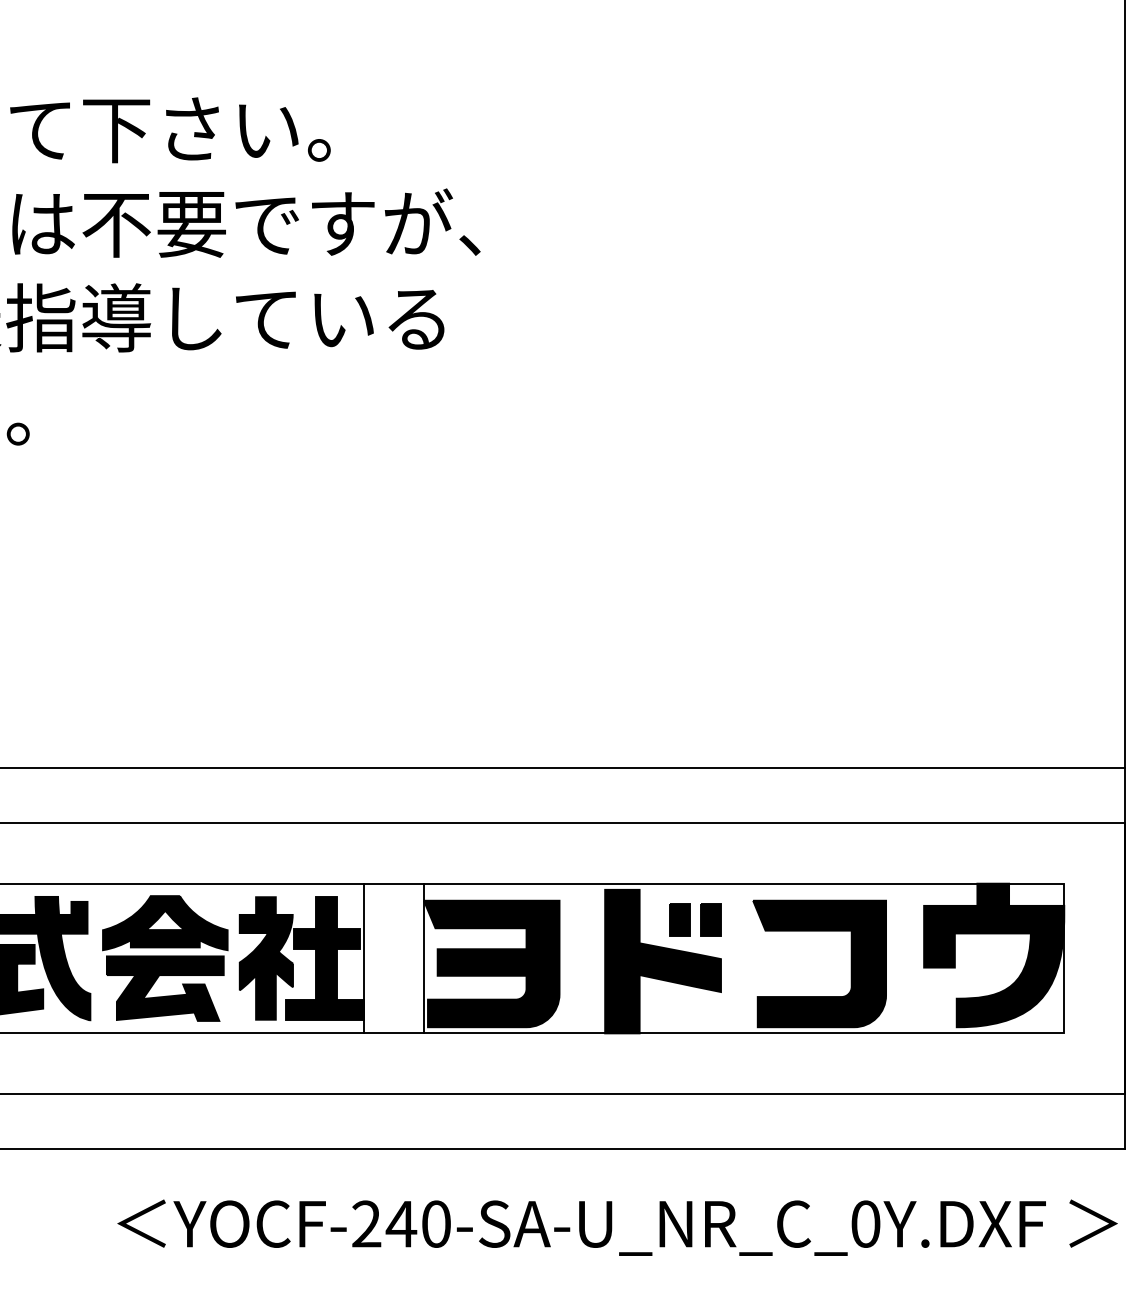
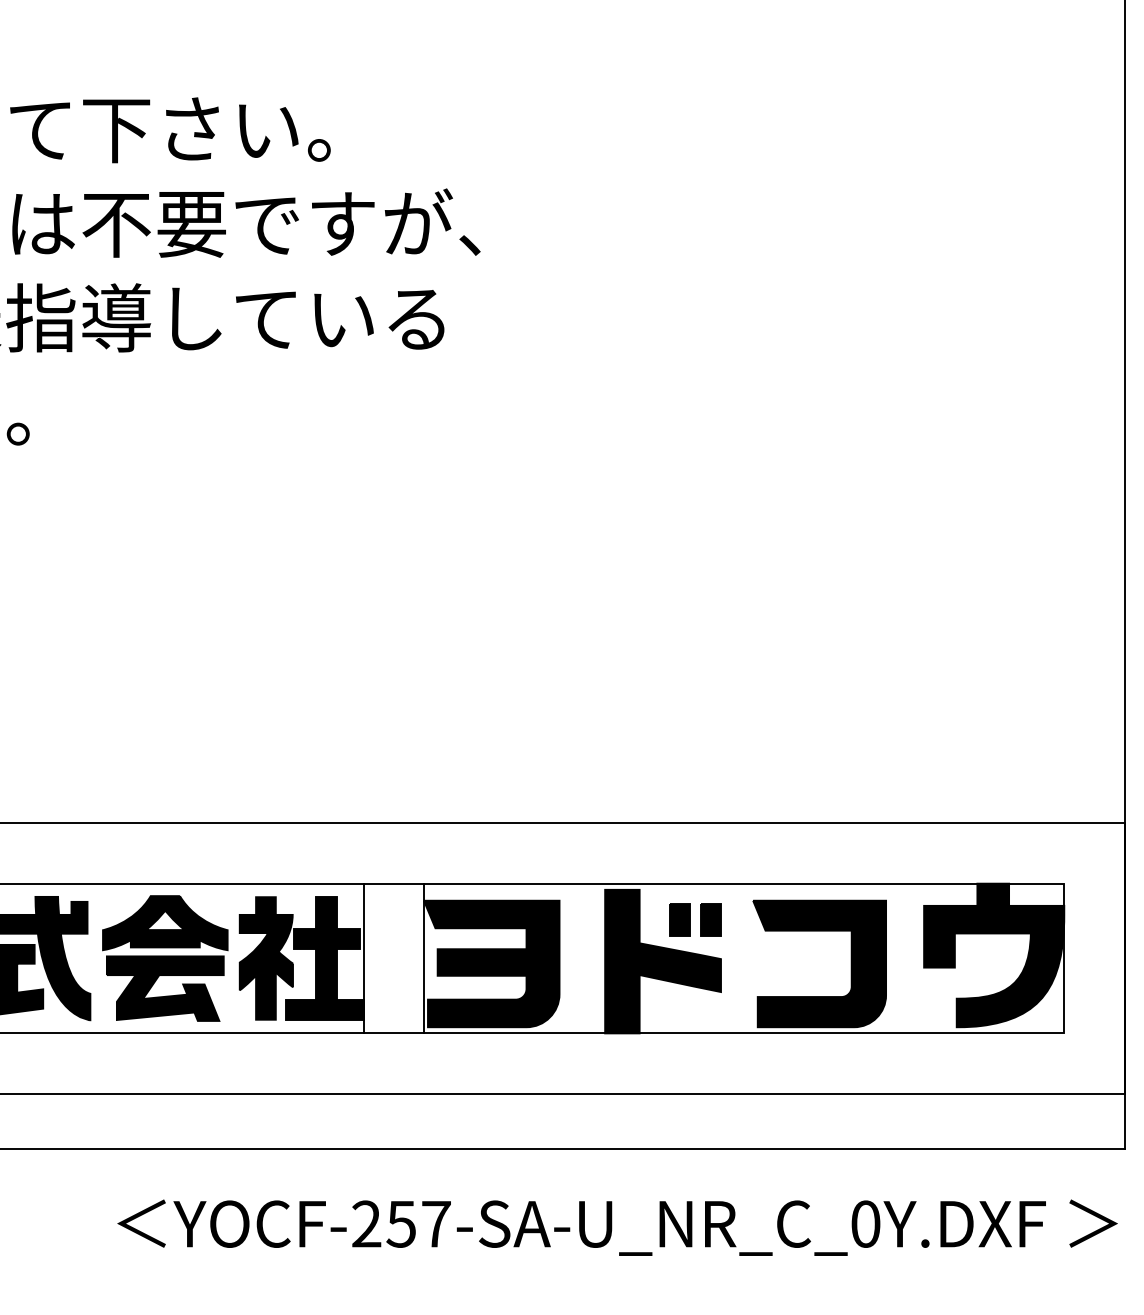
line: present -> none (563, 768)
text: YOCF-240-SA-U_NR_C_0Y.DXF -> YOCF-257-SA-U_NR_C_0Y.DXF (417, 1223)
